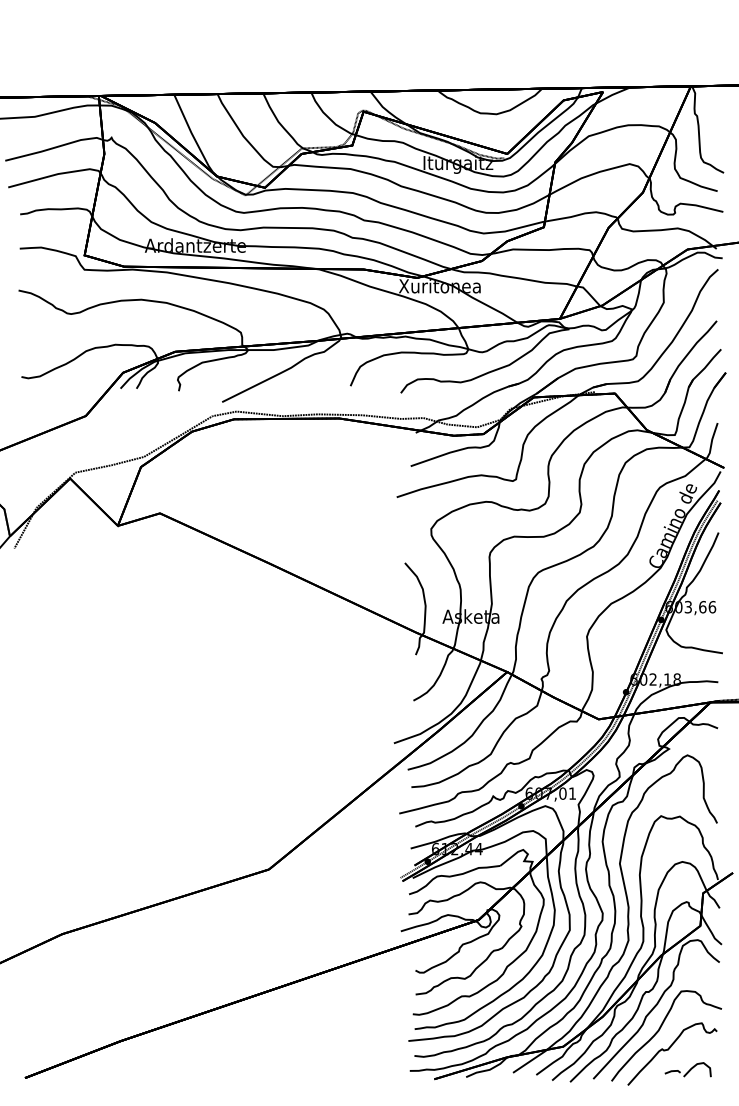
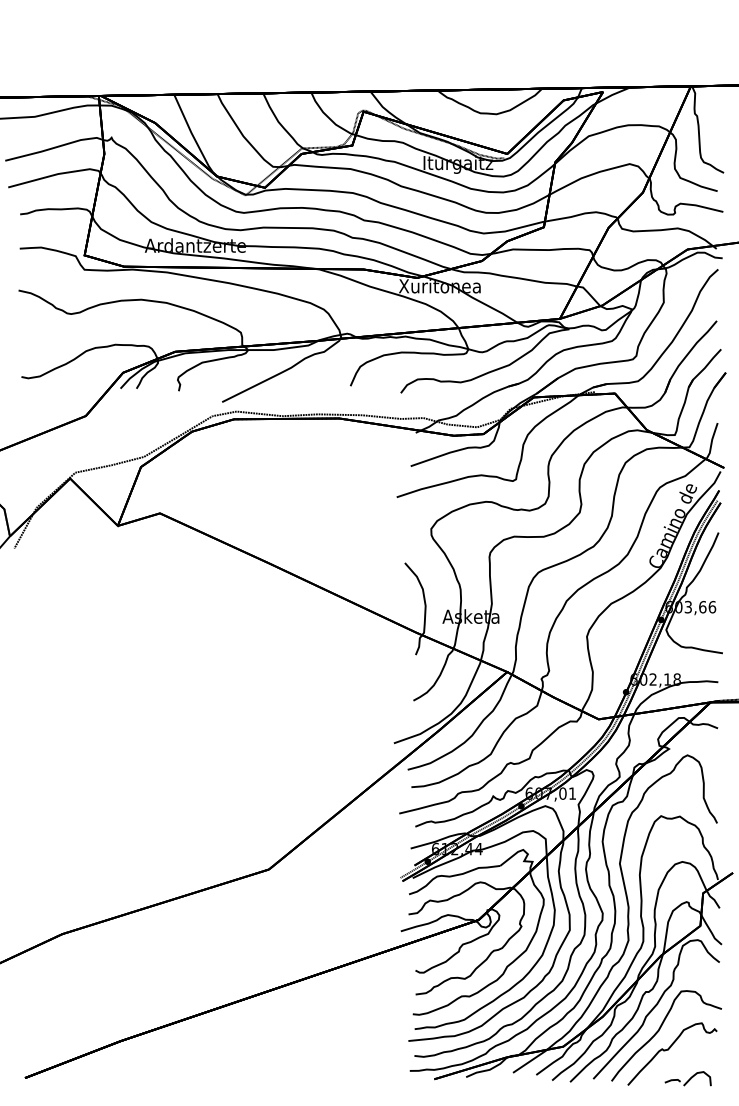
part position: (687, 1069) -> (687, 1078) (687, 1078)
